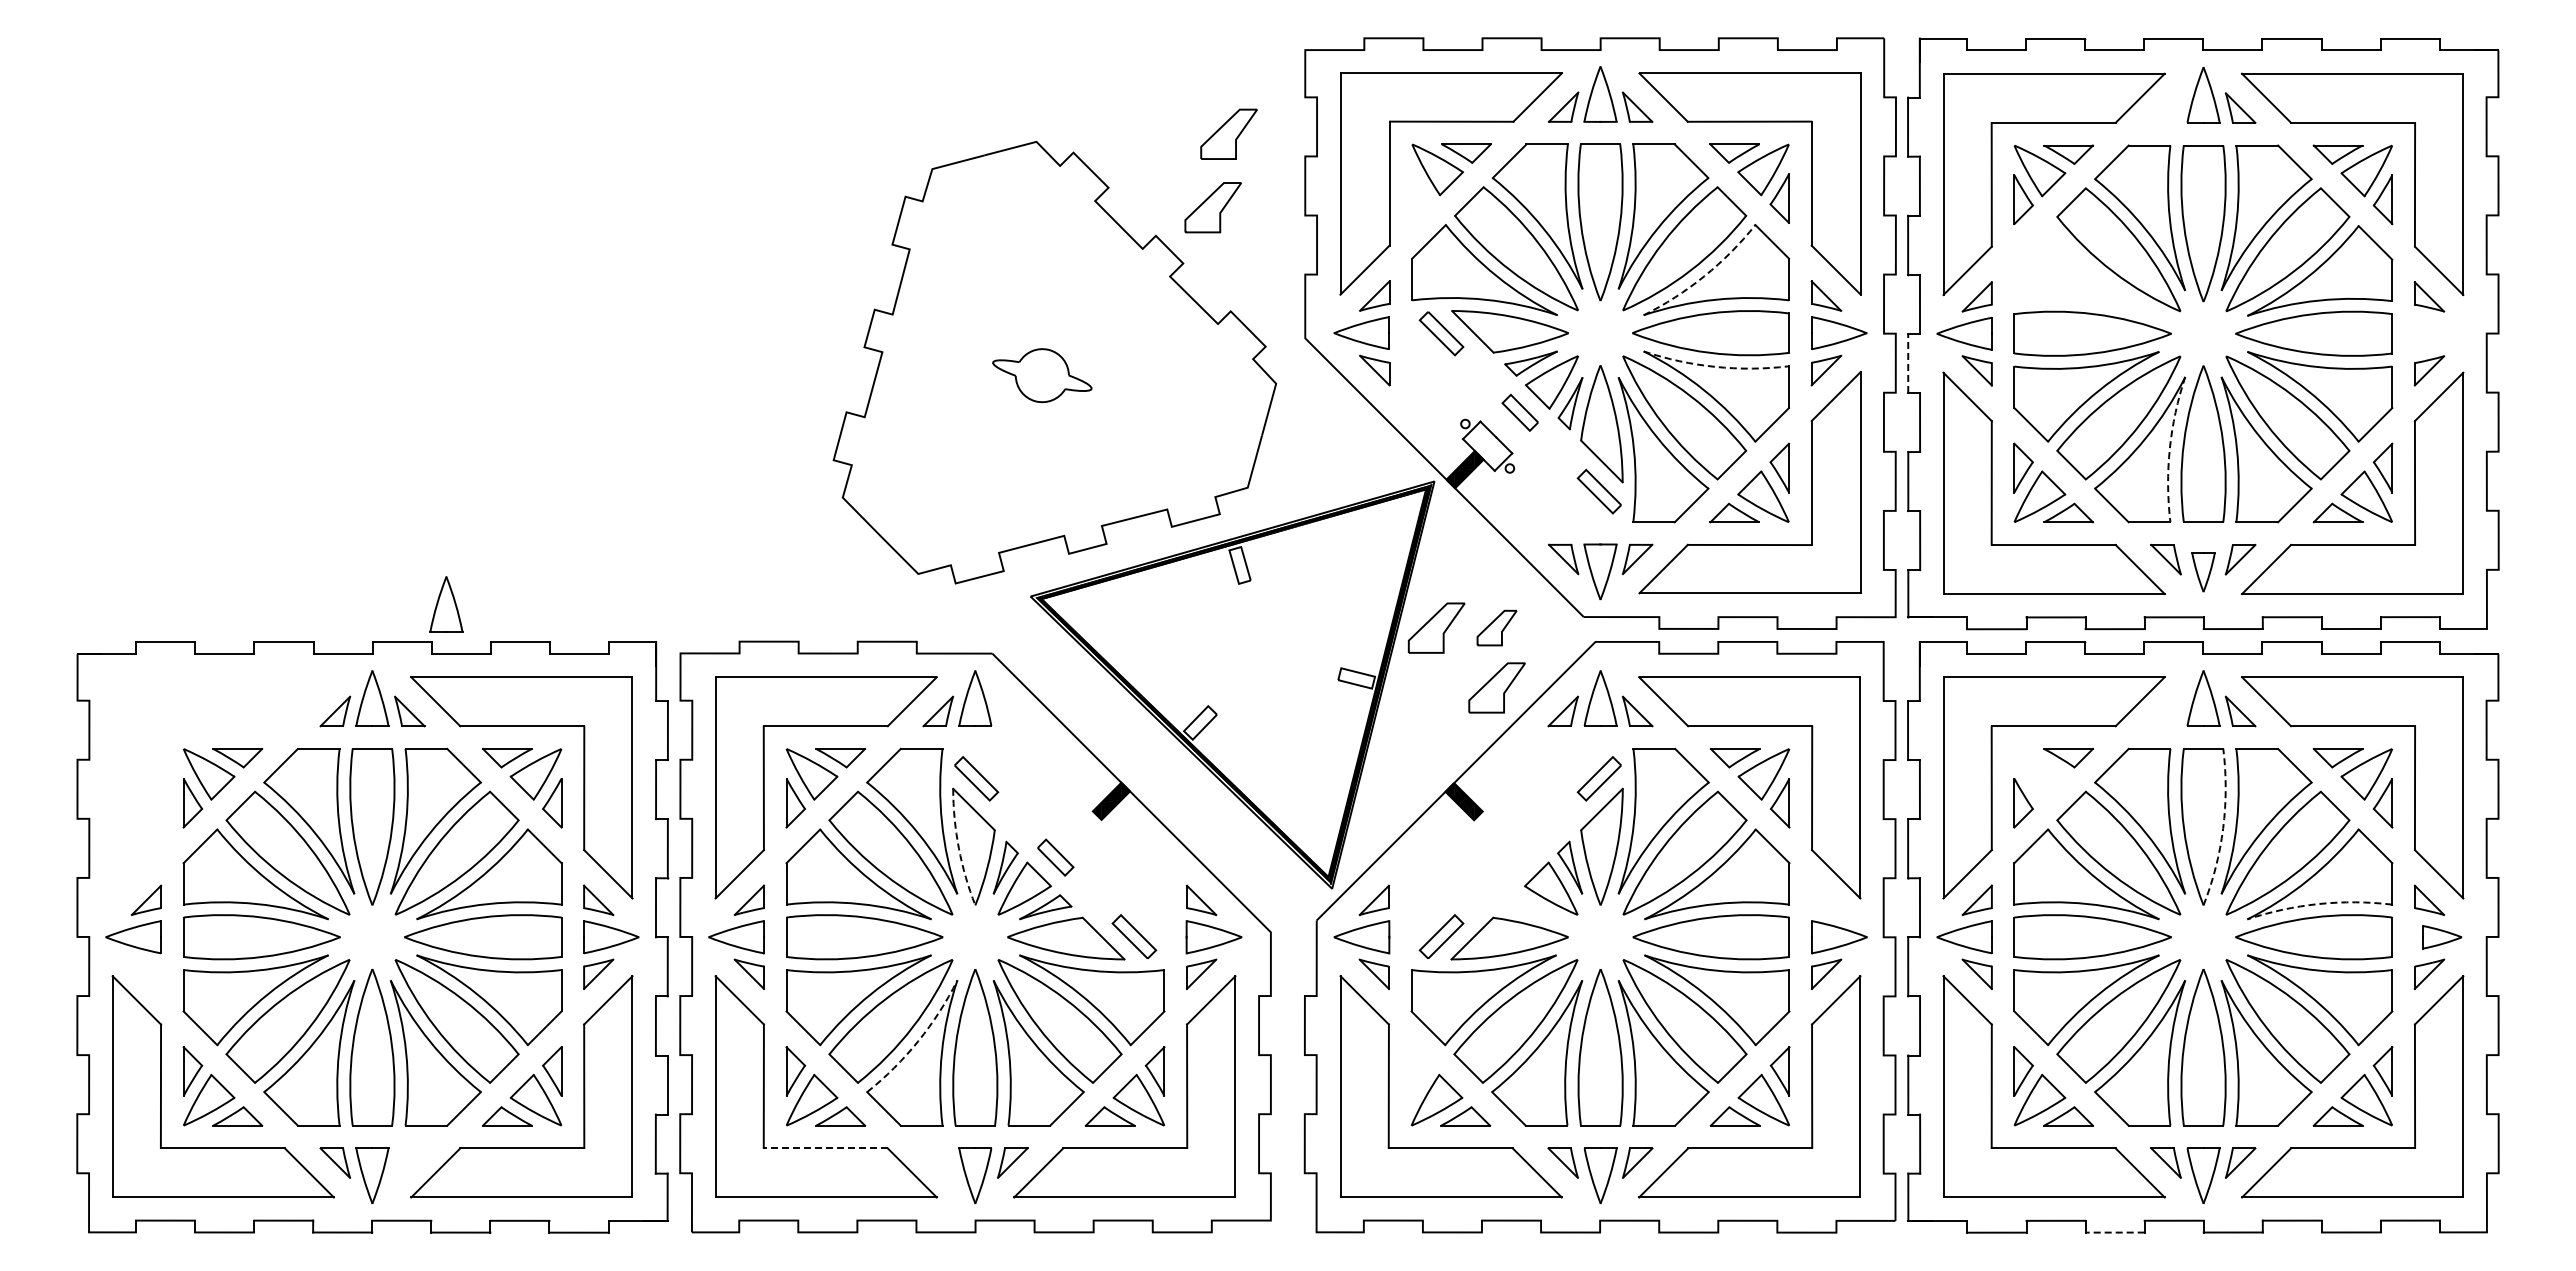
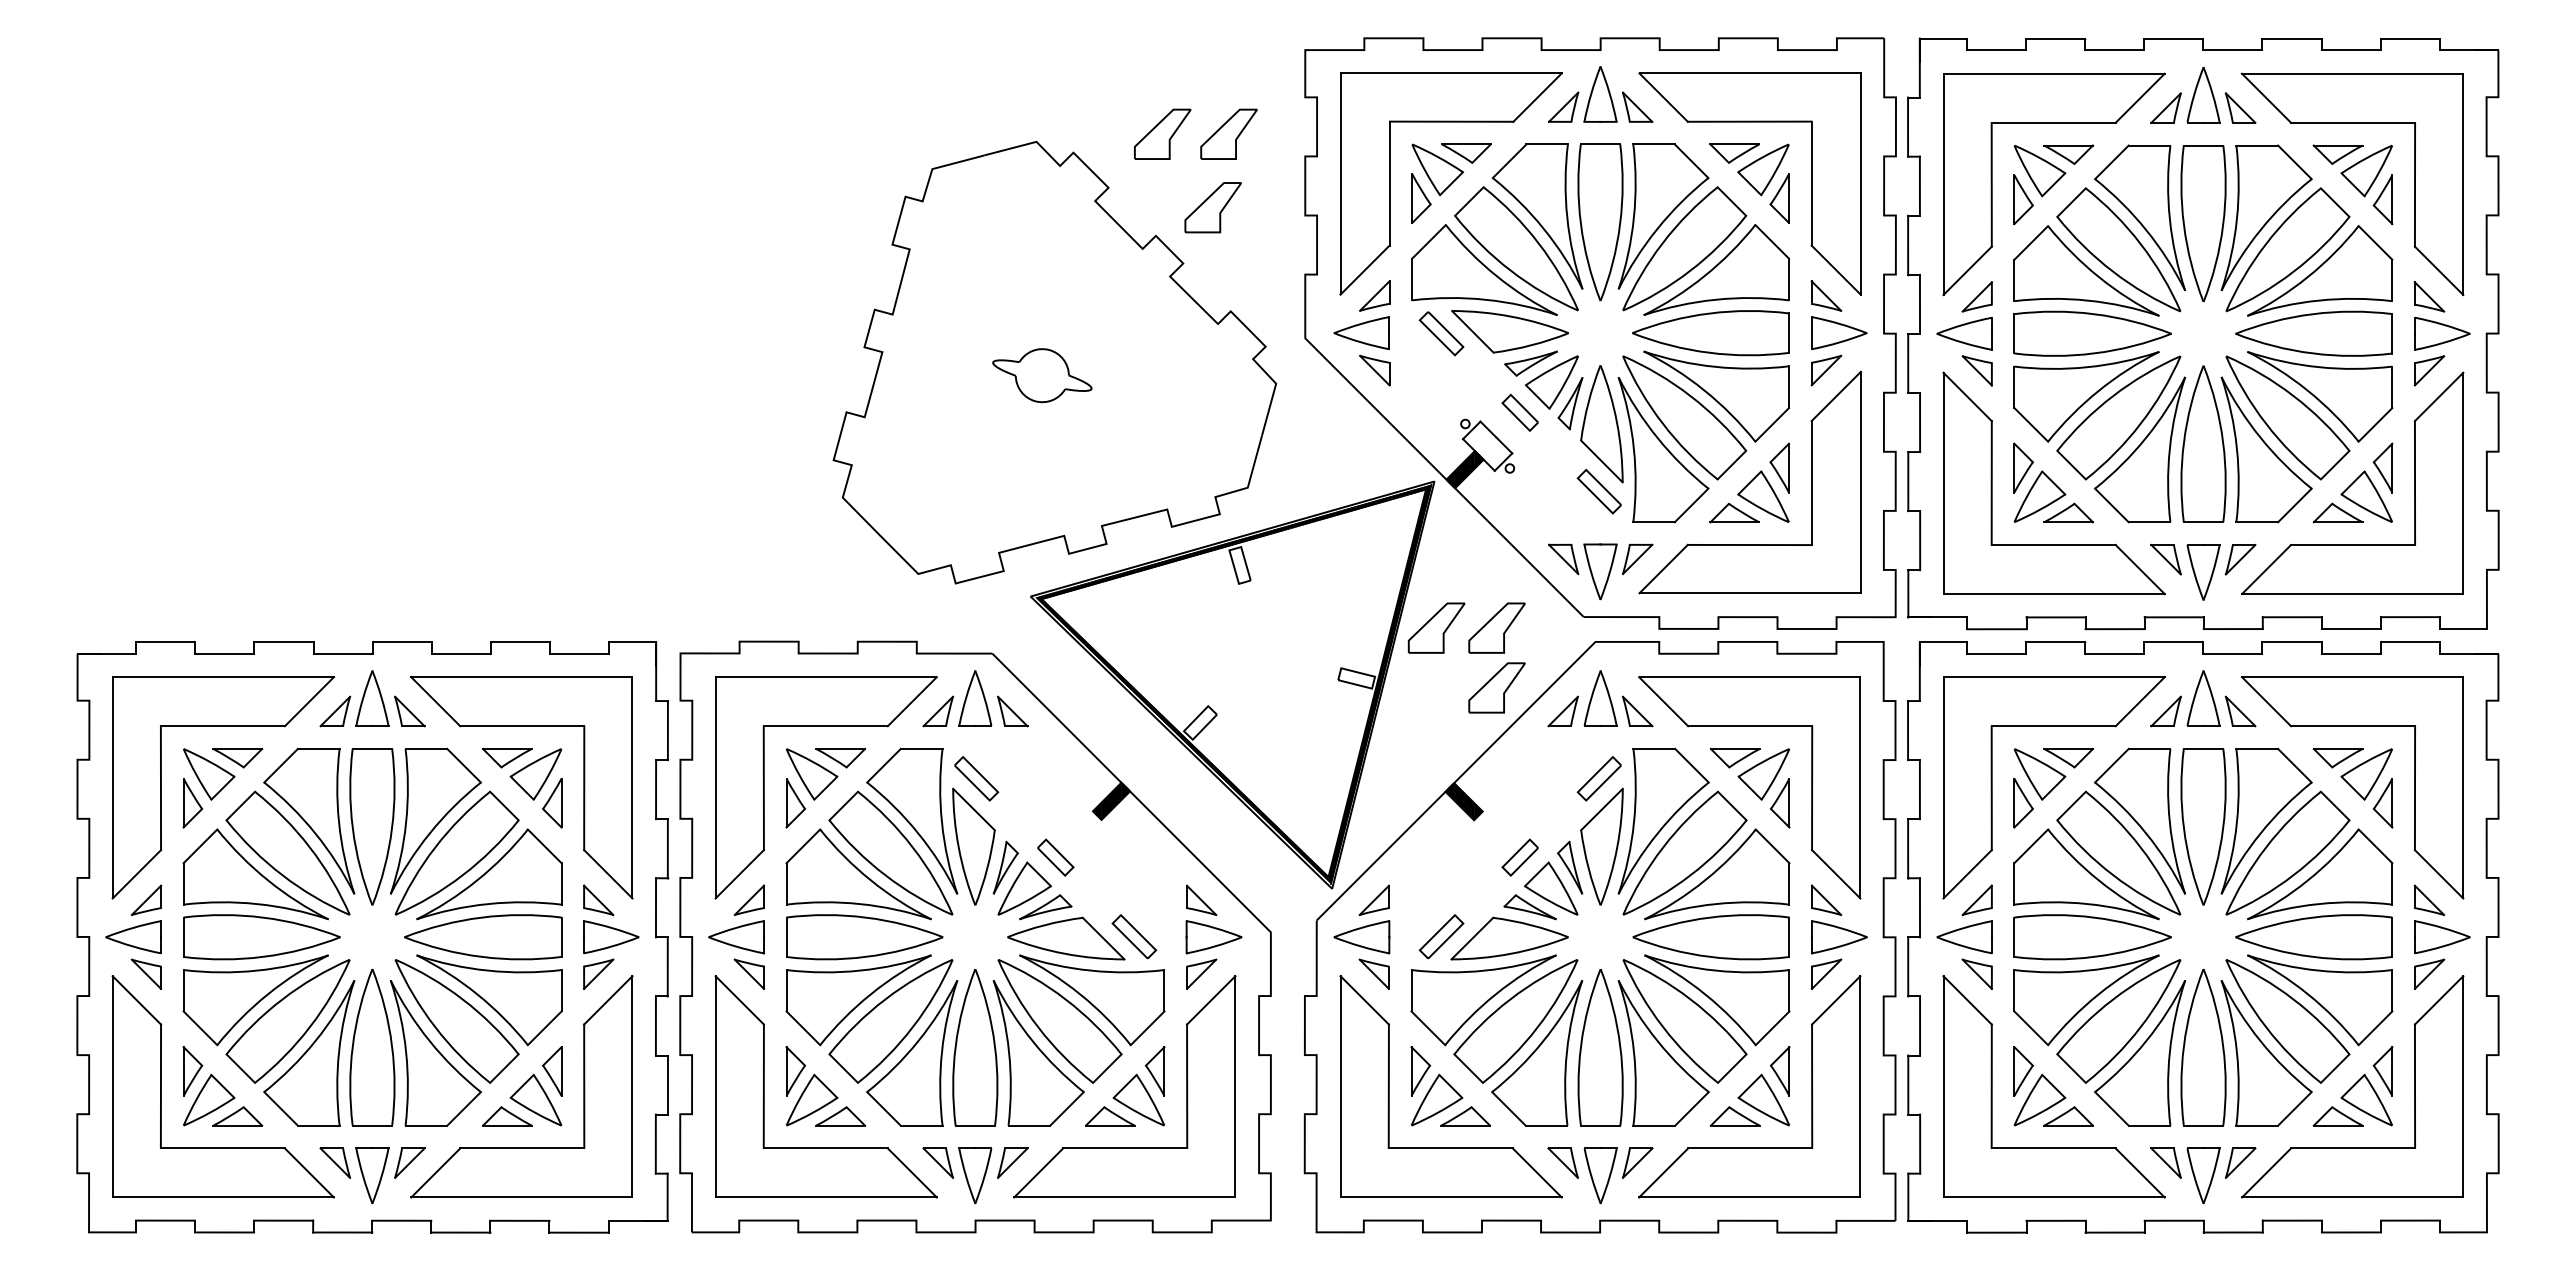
part: none -> present (2165, 107)
part: none -> present (1162, 133)
part: none -> present (1421, 198)
part: none -> present (2086, 270)
arc: dashed -> solid (1704, 276)
part: none -> present (2442, 333)
line: dashed -> solid (1908, 363)
arc: dashed -> solid (1715, 366)
arc: dashed -> solid (2169, 448)
part size: 25x41 px -> 35x57 px (2203, 572)
part: present -> none (446, 604)
part size: 42x38 px -> 58x52 px (1496, 627)
part: none -> present (1012, 711)
part: none -> present (2165, 711)
part: none -> present (222, 726)
part: none -> present (2039, 774)
arc: dashed -> solid (2223, 828)
arc: dashed -> solid (958, 848)
part: none -> present (1519, 857)
part: none -> present (1826, 899)
arc: dashed -> solid (2319, 904)
part: none -> present (1529, 907)
part size: 41x25 px -> 57x35 px (2442, 937)
part: none -> present (146, 973)
arc: dashed -> solid (918, 1041)
part: none -> present (1420, 1071)
line: dashed -> solid (826, 1148)
part: none -> present (409, 1162)
part: none -> present (937, 1162)
line: dashed -> solid (2115, 1232)
